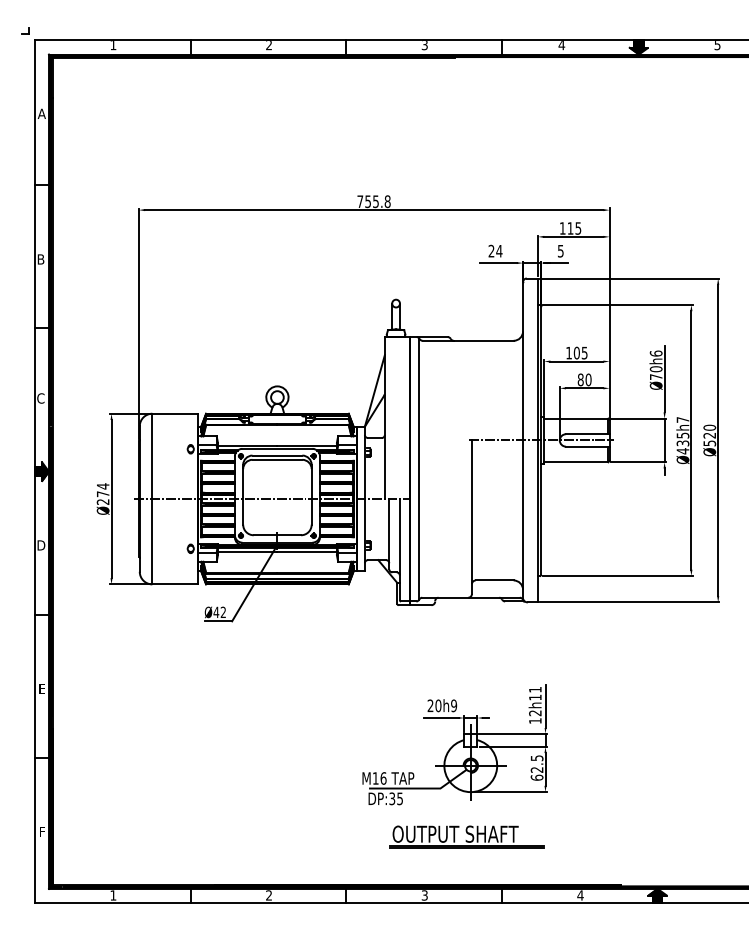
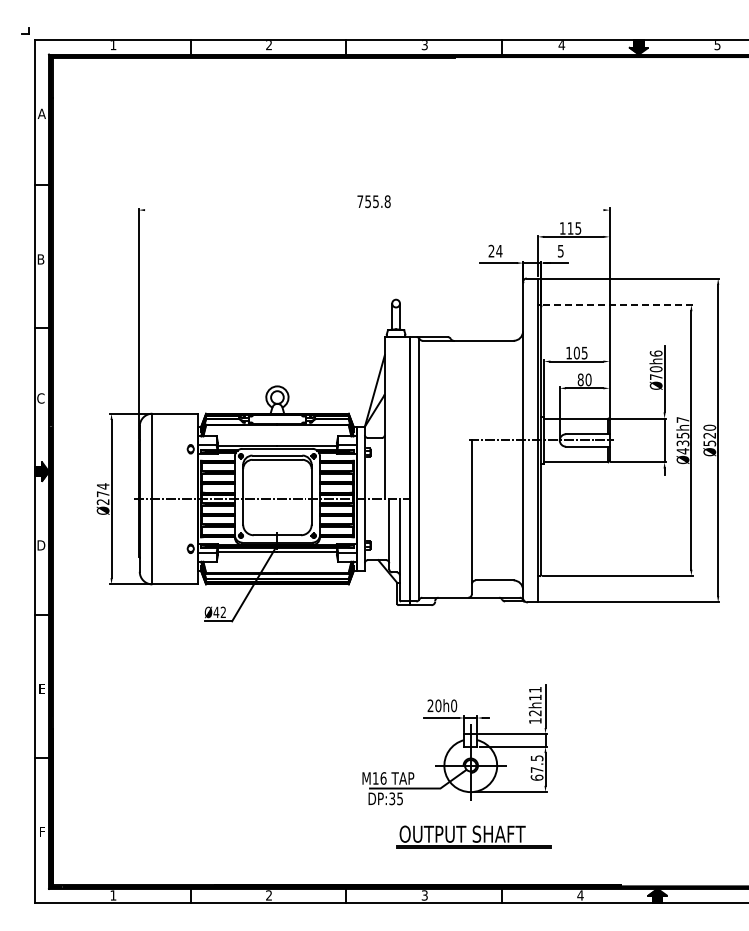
line: present -> none (373, 210)
line: solid -> dashed (617, 304)
text: 20h9 -> 20h0 (453, 706)
text: 62.5 -> 67.5 (536, 769)
part position: (466, 836) -> (473, 836) (473, 836)
